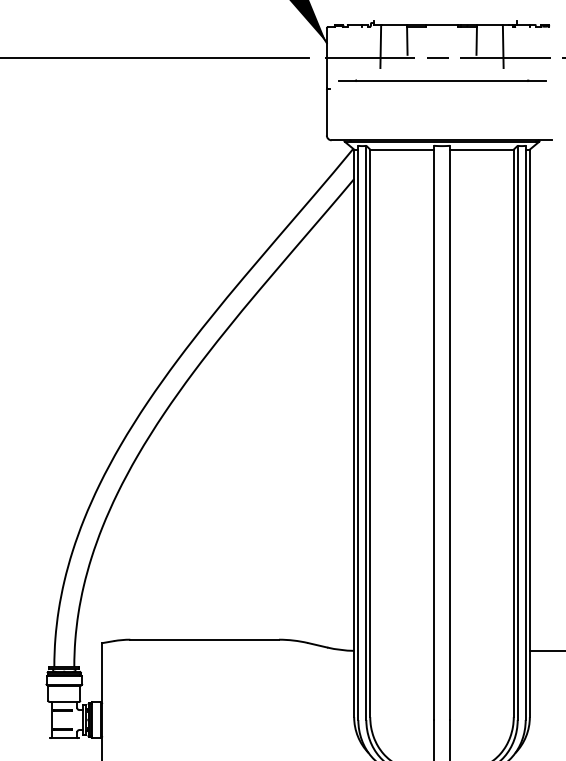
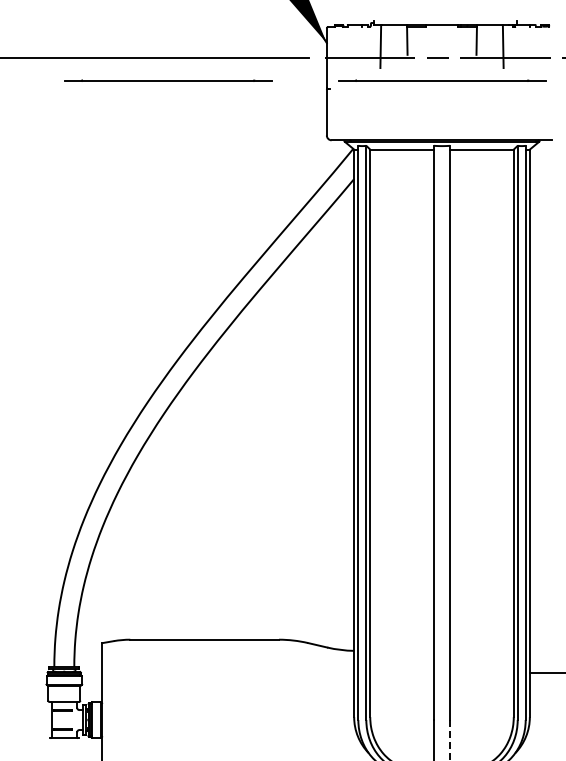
line: none -> present (168, 80)
line position: (545, 650) -> (545, 672) (545, 672)
line: solid -> dashed (450, 740)
